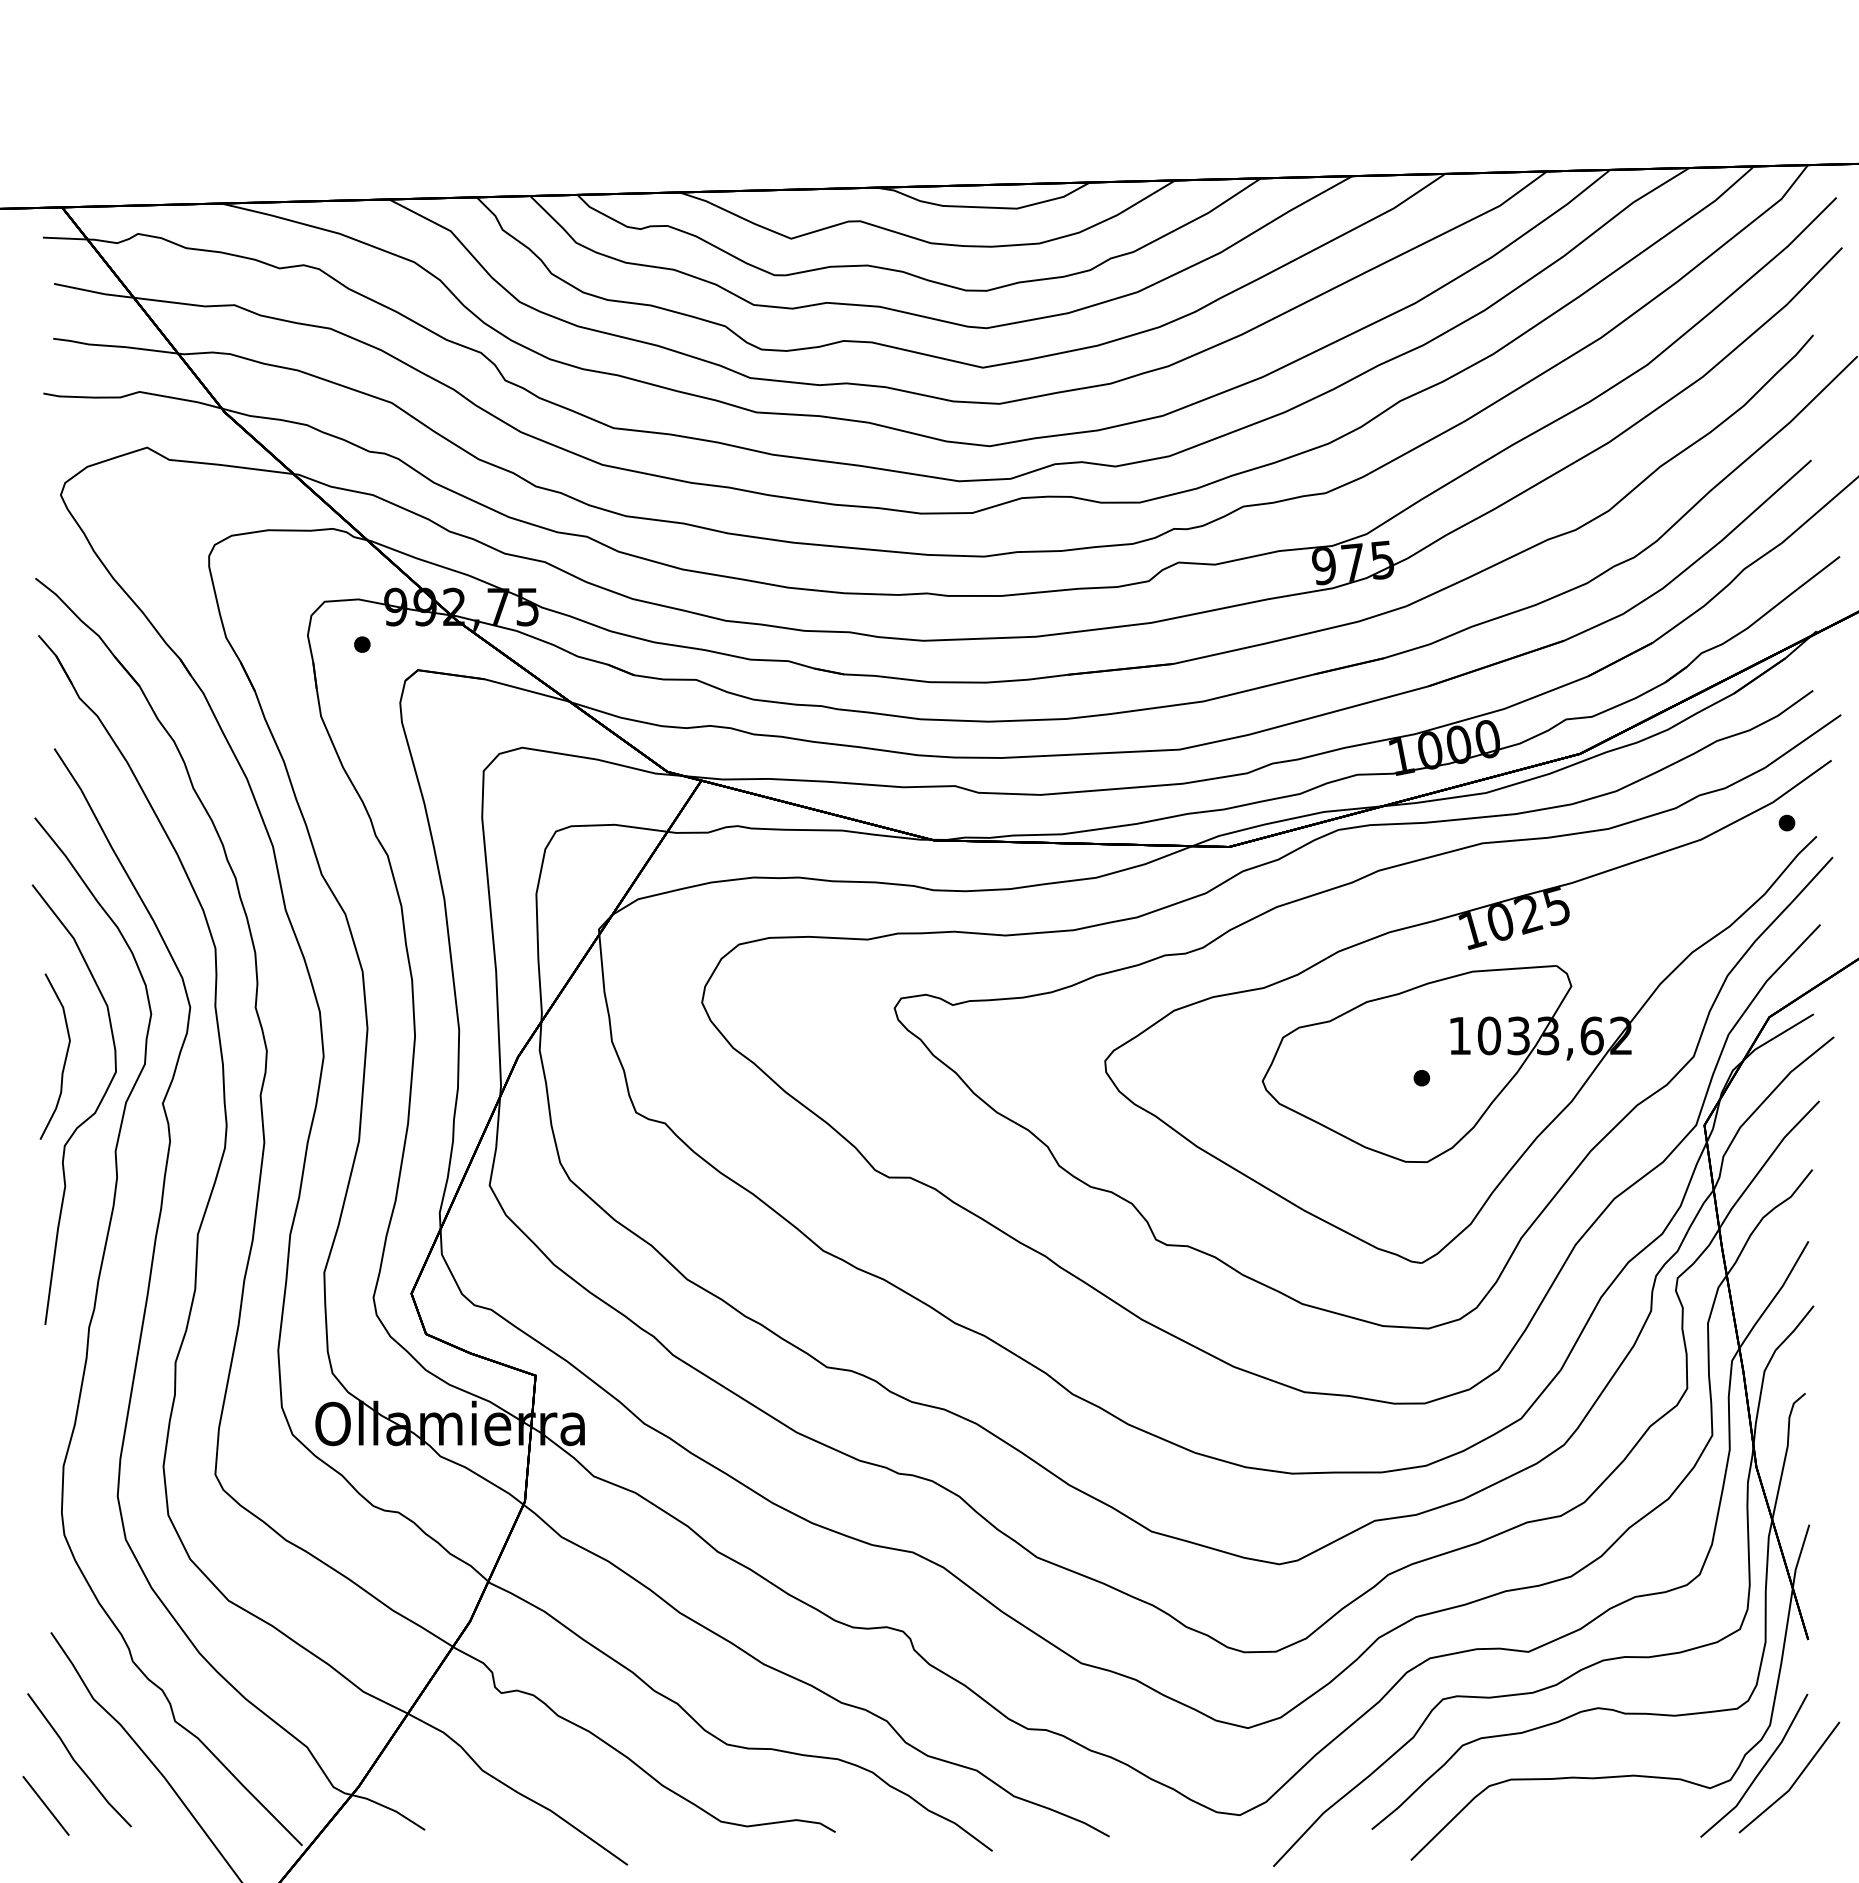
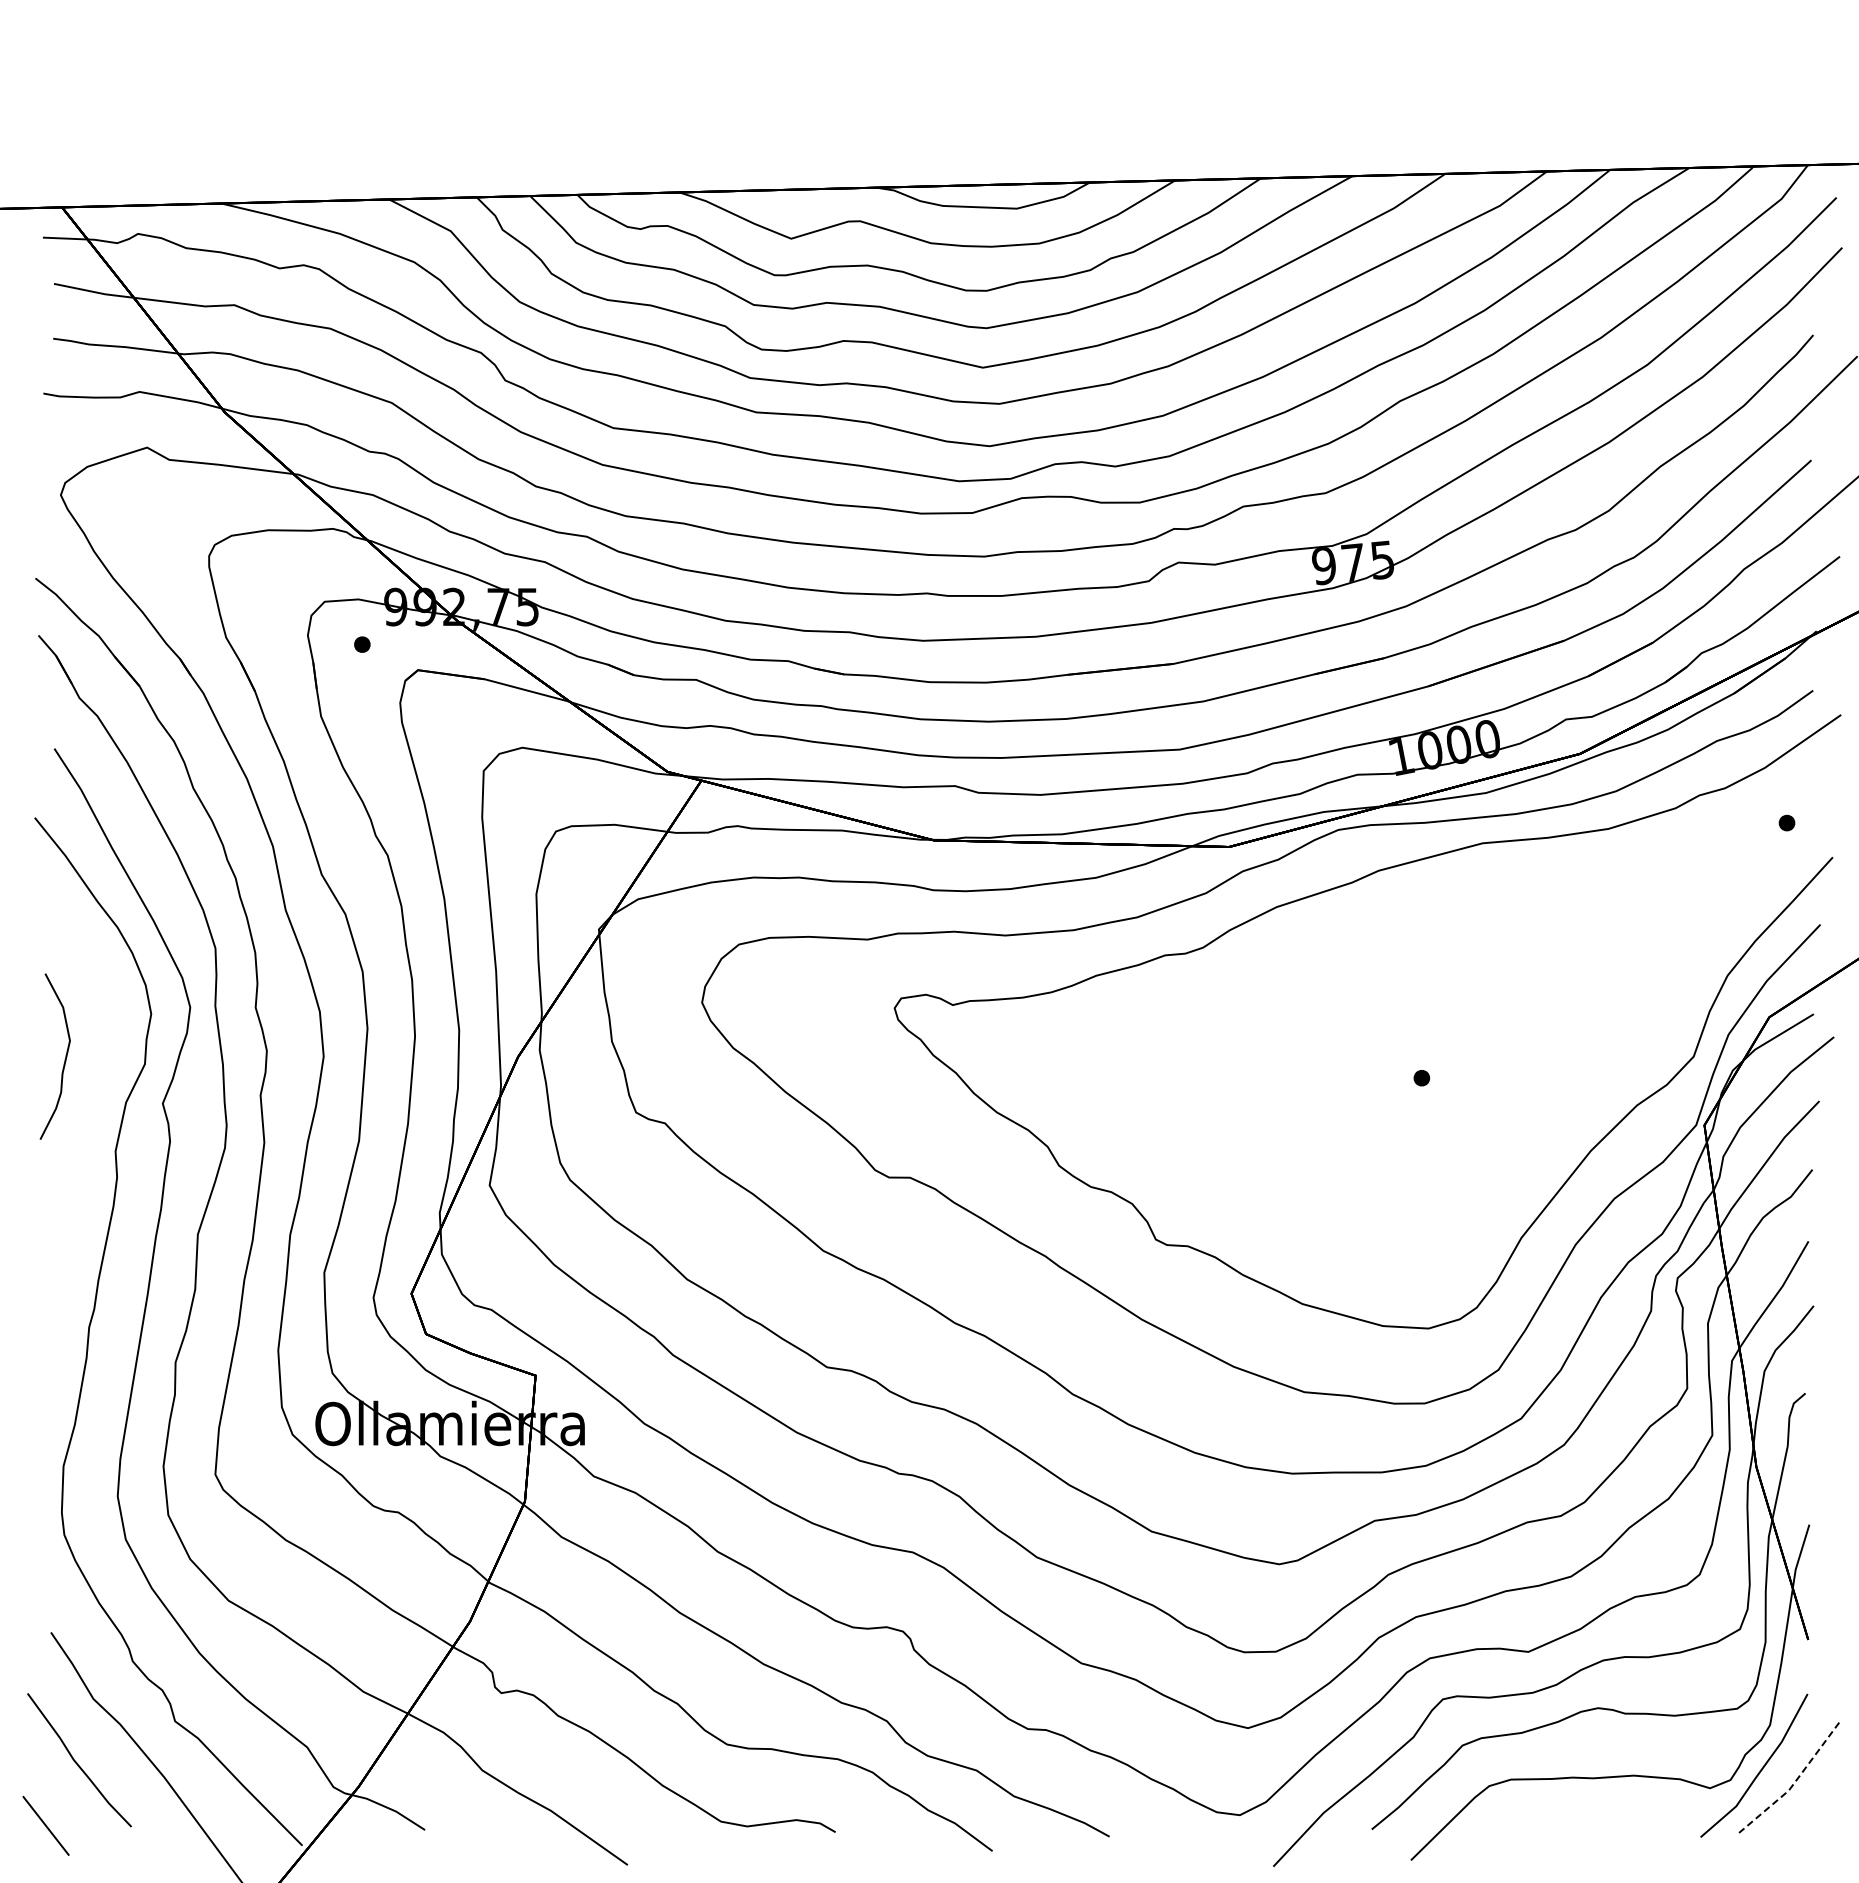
part: present -> none (1467, 1011)
curve: present -> none (85, 1119)
line: solid -> dashed (1794, 1782)
line position: (45, 1805) -> (45, 1825) (45, 1825)
